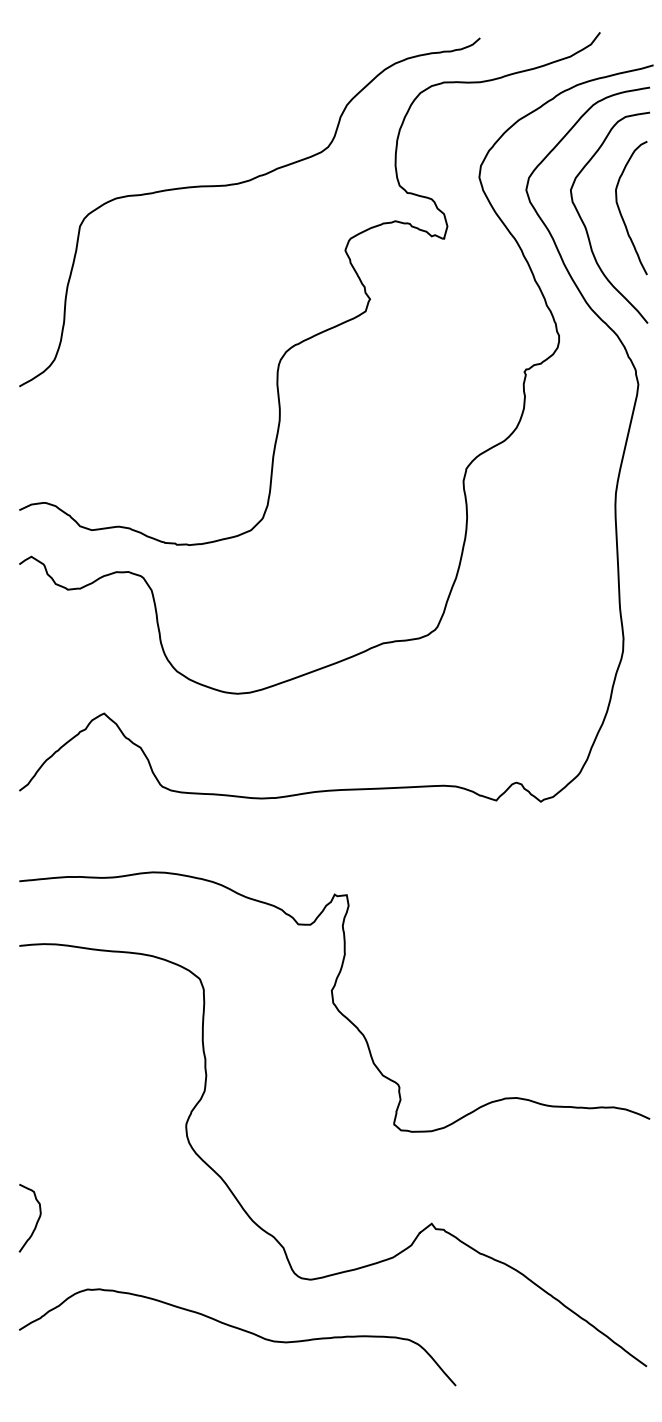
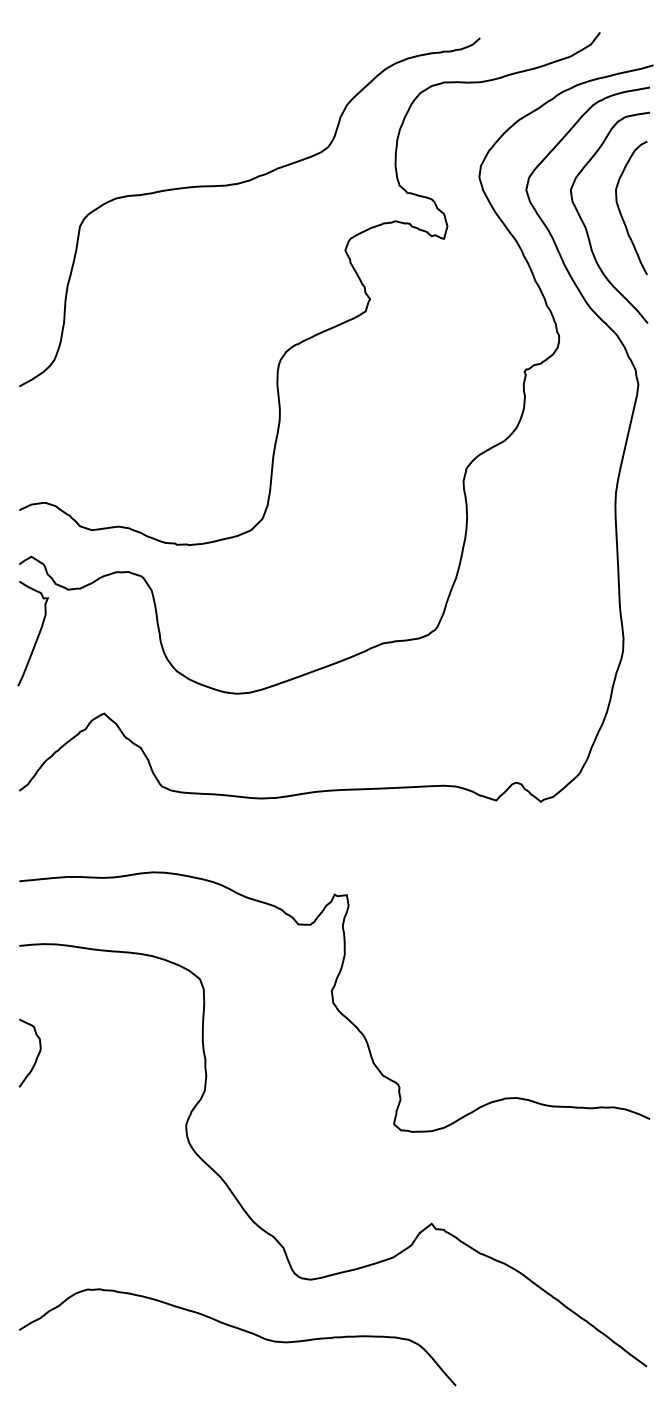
curve: none -> present (37, 635)
curve position: (36, 1221) -> (36, 1056) (36, 1056)
